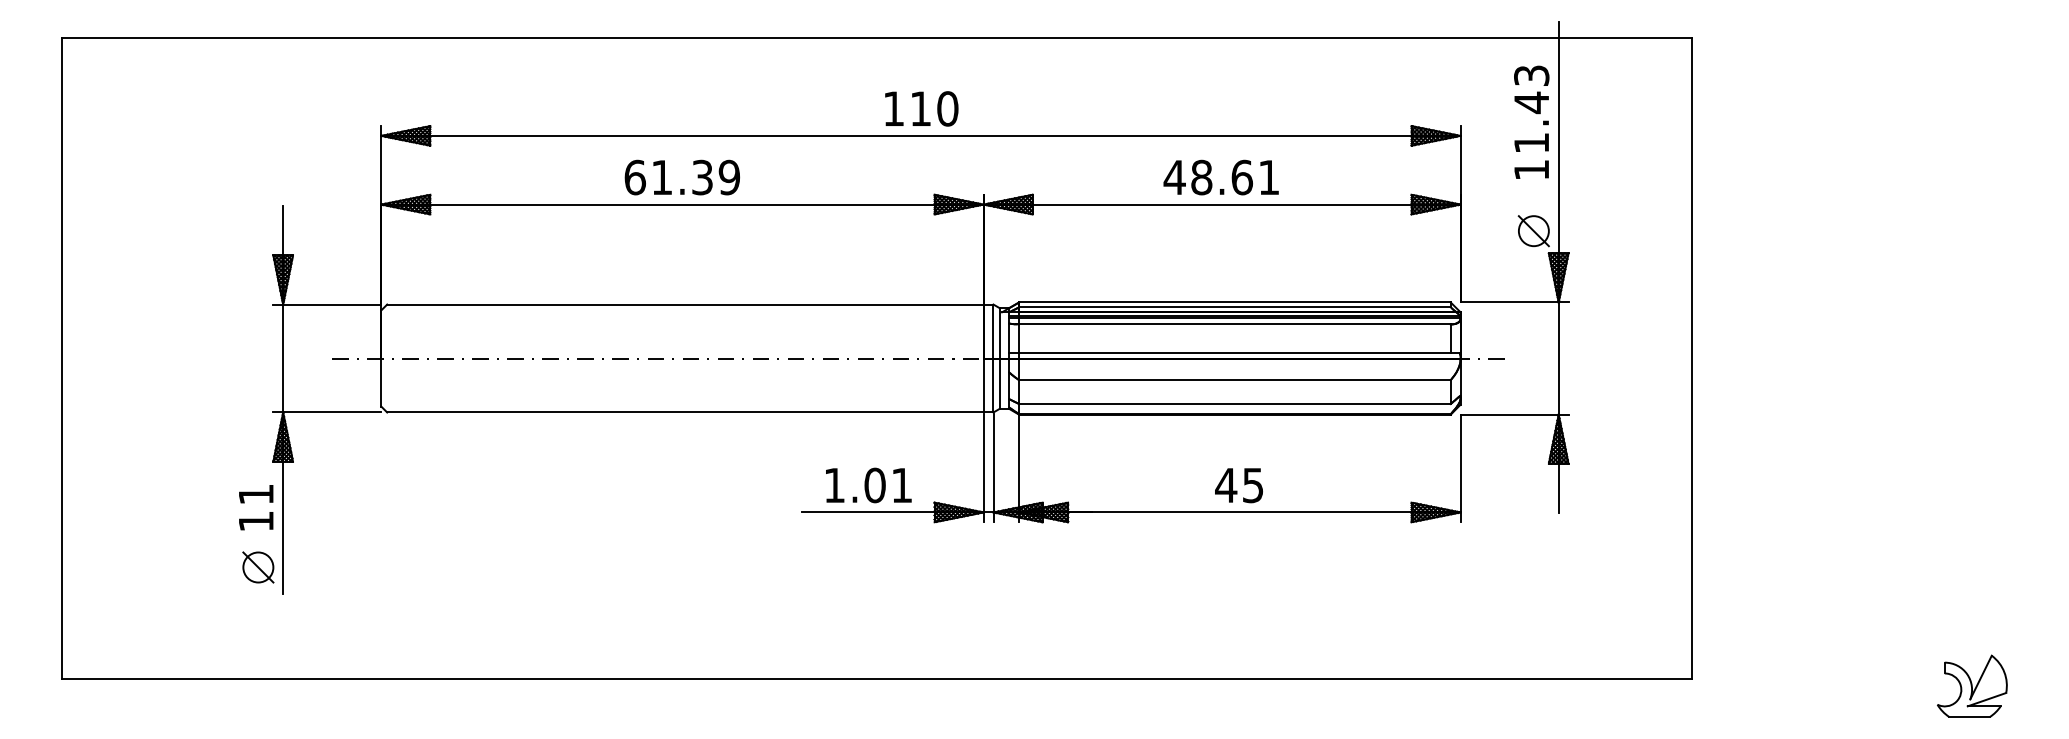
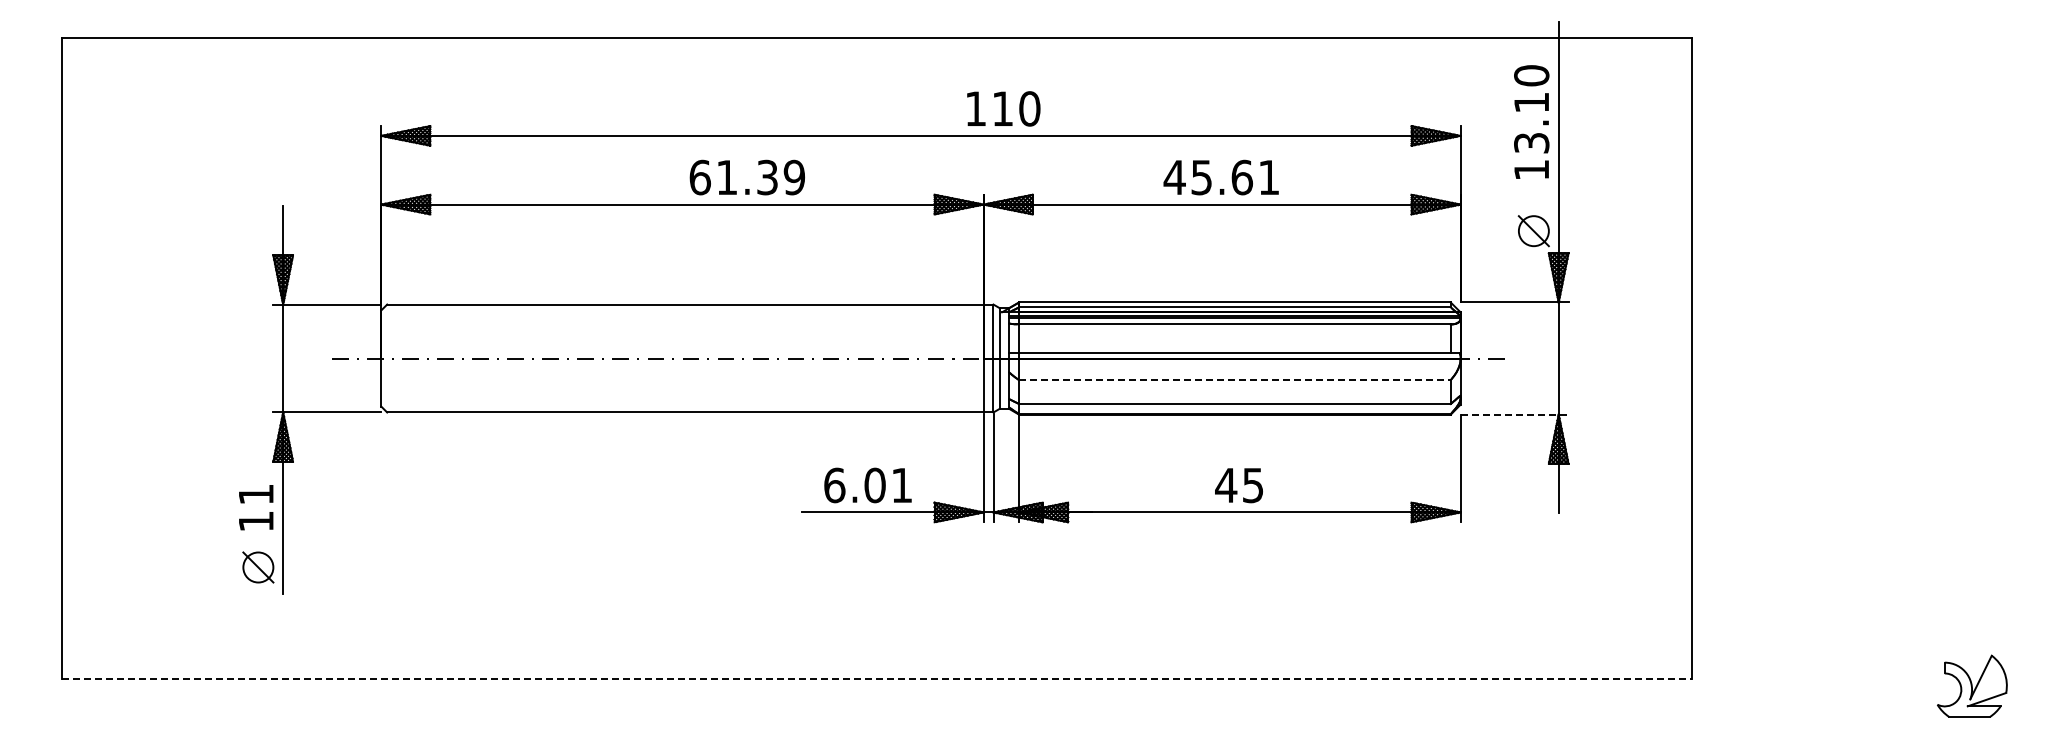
text position: (921, 108) -> (1003, 108) (1003, 108)
text: 11.43 -> 13.10 (1531, 109)
text position: (681, 177) -> (746, 177) (746, 177)
text: 48.61 -> 45.61 (1201, 177)
line: solid -> dashed (1234, 380)
line: solid -> dashed (1514, 414)
text: 1.01 -> 6.01 (834, 485)
line: solid -> dashed (876, 679)
